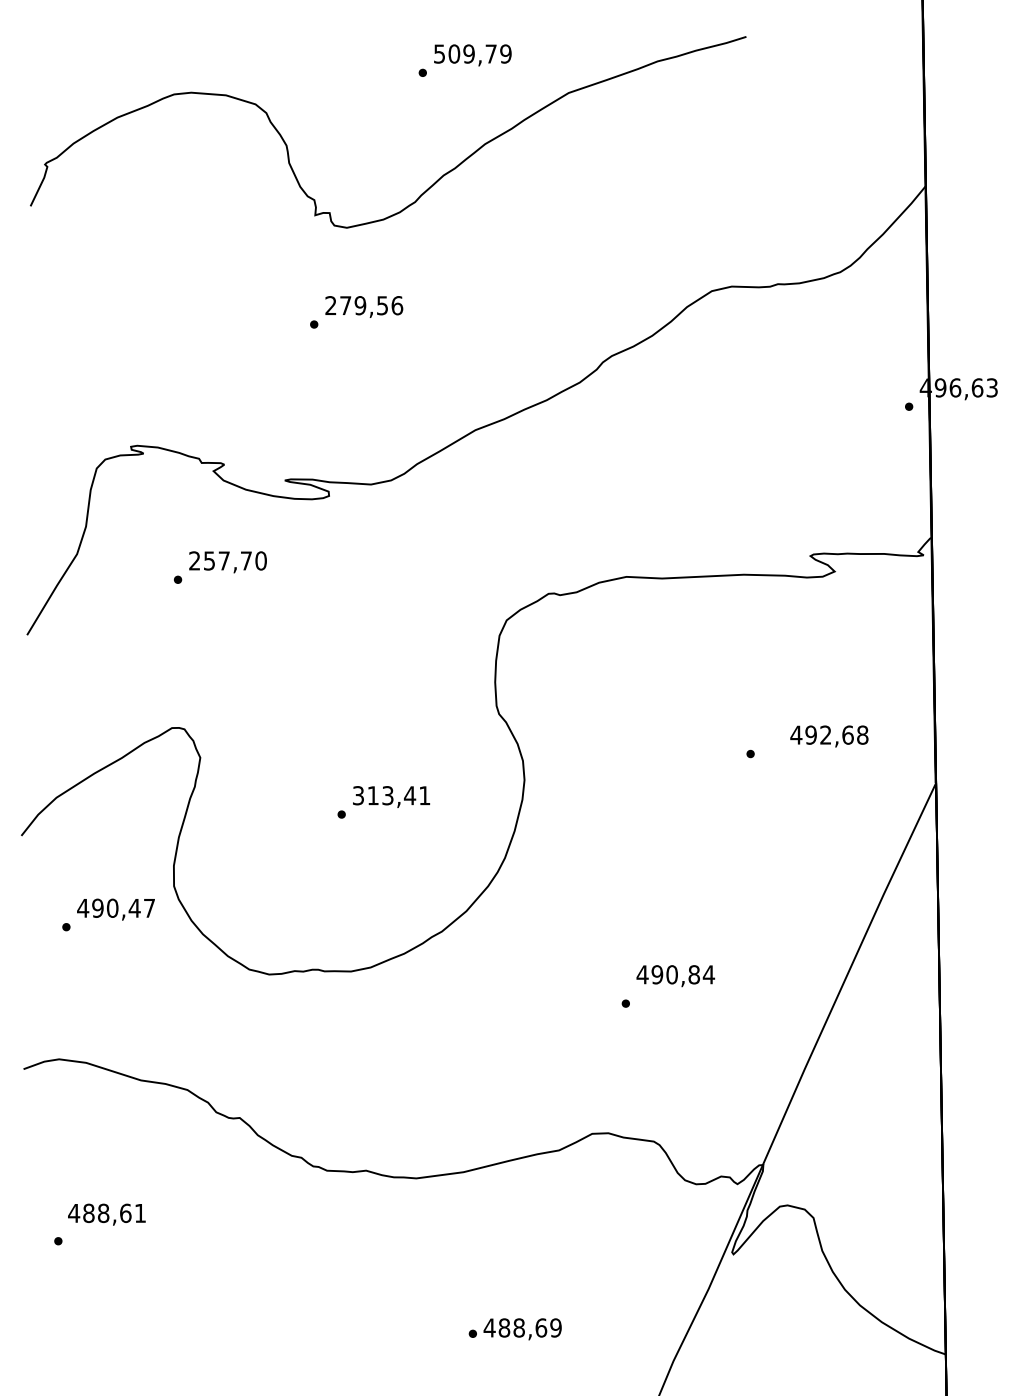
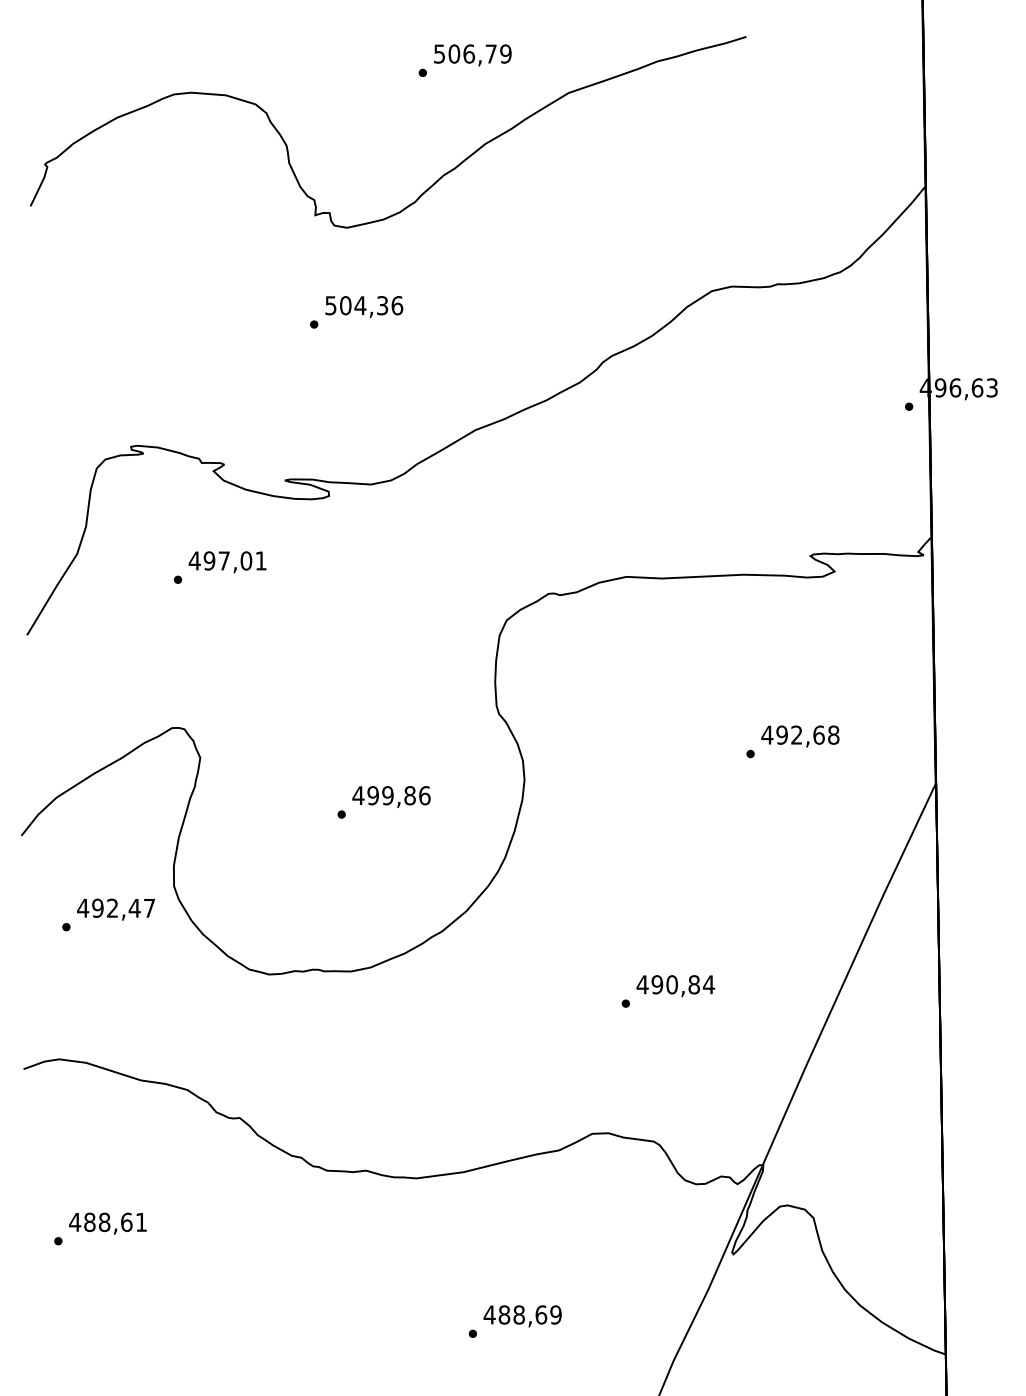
text: 509,79 -> 506,79 (468, 53)
text: 279,56 -> 504,36 (356, 305)
text: 257,70 -> 497,01 (227, 560)
text position: (829, 736) -> (800, 736) (800, 736)
text: 313,41 -> 499,86 (391, 795)
text: 490,47 -> 492,47 (112, 907)
text position: (675, 976) -> (675, 986) (675, 986)
text position: (106, 1214) -> (107, 1223) (107, 1223)
text position: (522, 1329) -> (522, 1316) (522, 1316)
